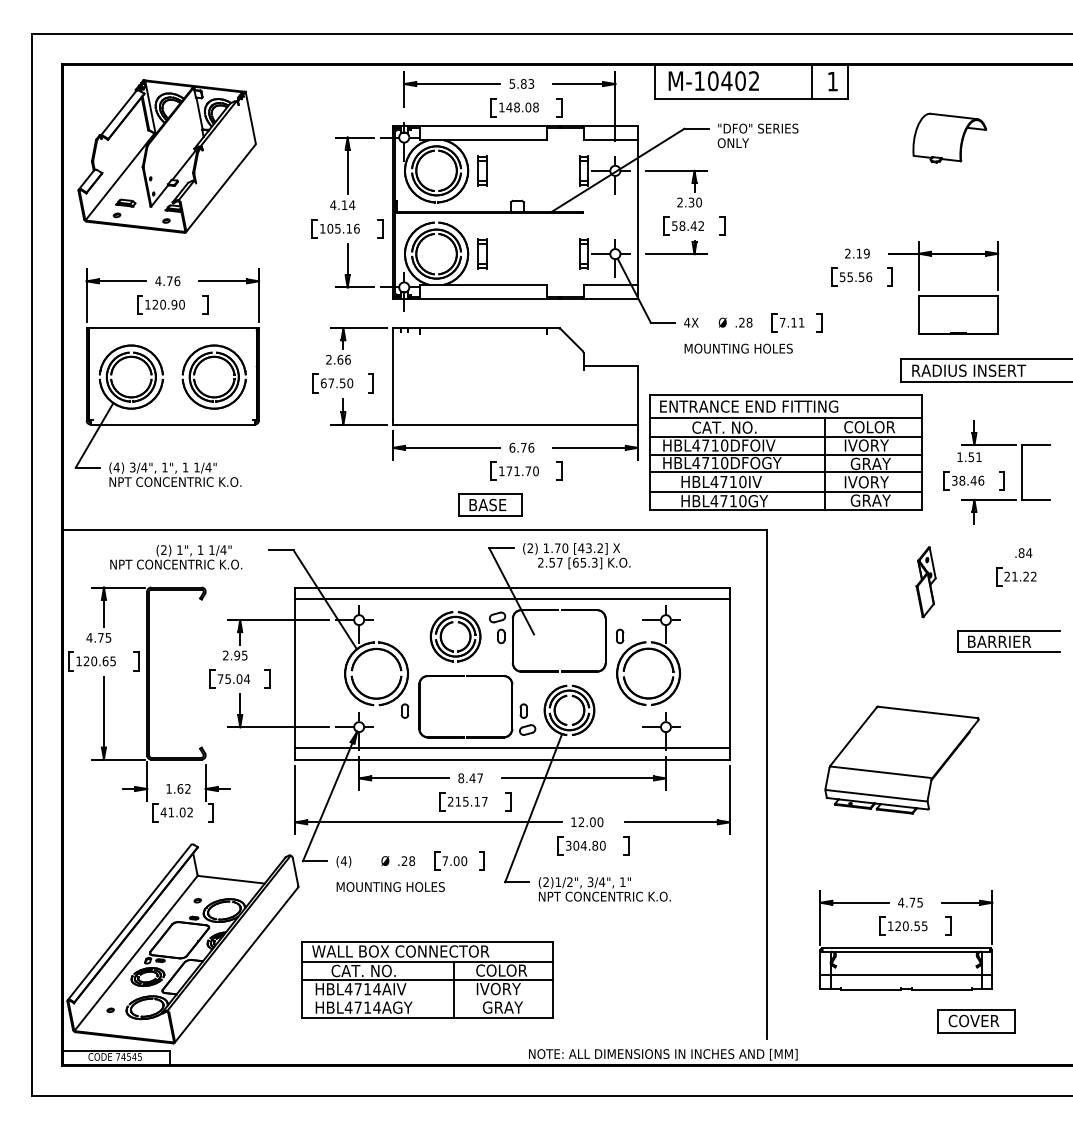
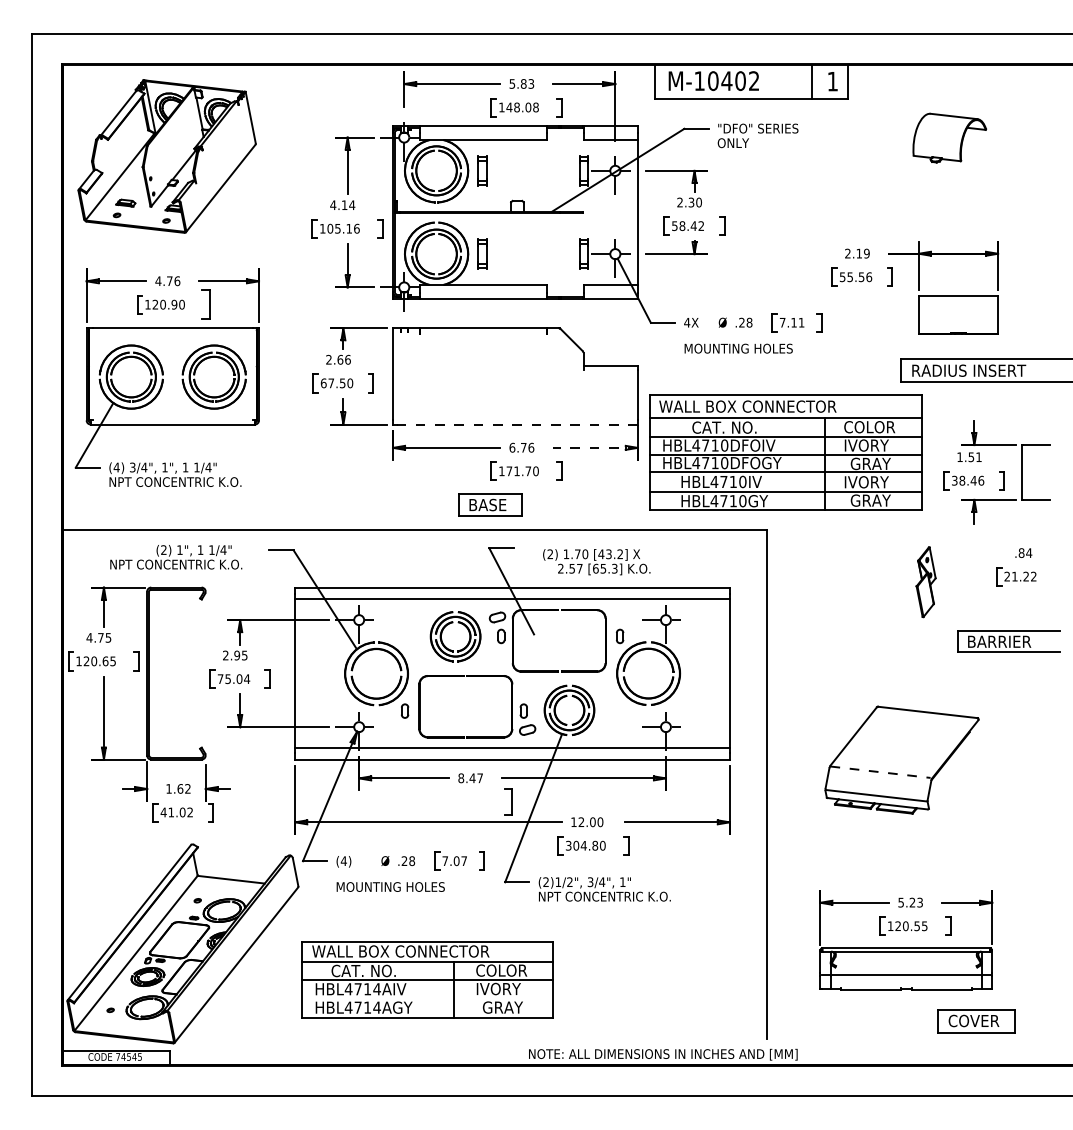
part size: 7x20 px -> 10x31 px (205, 304)
text: ENTRANCE END FITTING -> WALL BOX CONNECTOR (748, 406)
line: solid -> dashed (516, 424)
line: solid -> dashed (595, 447)
text position: (576, 556) -> (596, 562) (596, 562)
line: solid -> dashed (881, 772)
part: present -> none (463, 801)
part size: 7x20 px -> 9x28 px (508, 801)
text: 7.00 -> 7.07 (464, 861)
text: 4.75 -> 5.23 (910, 902)
